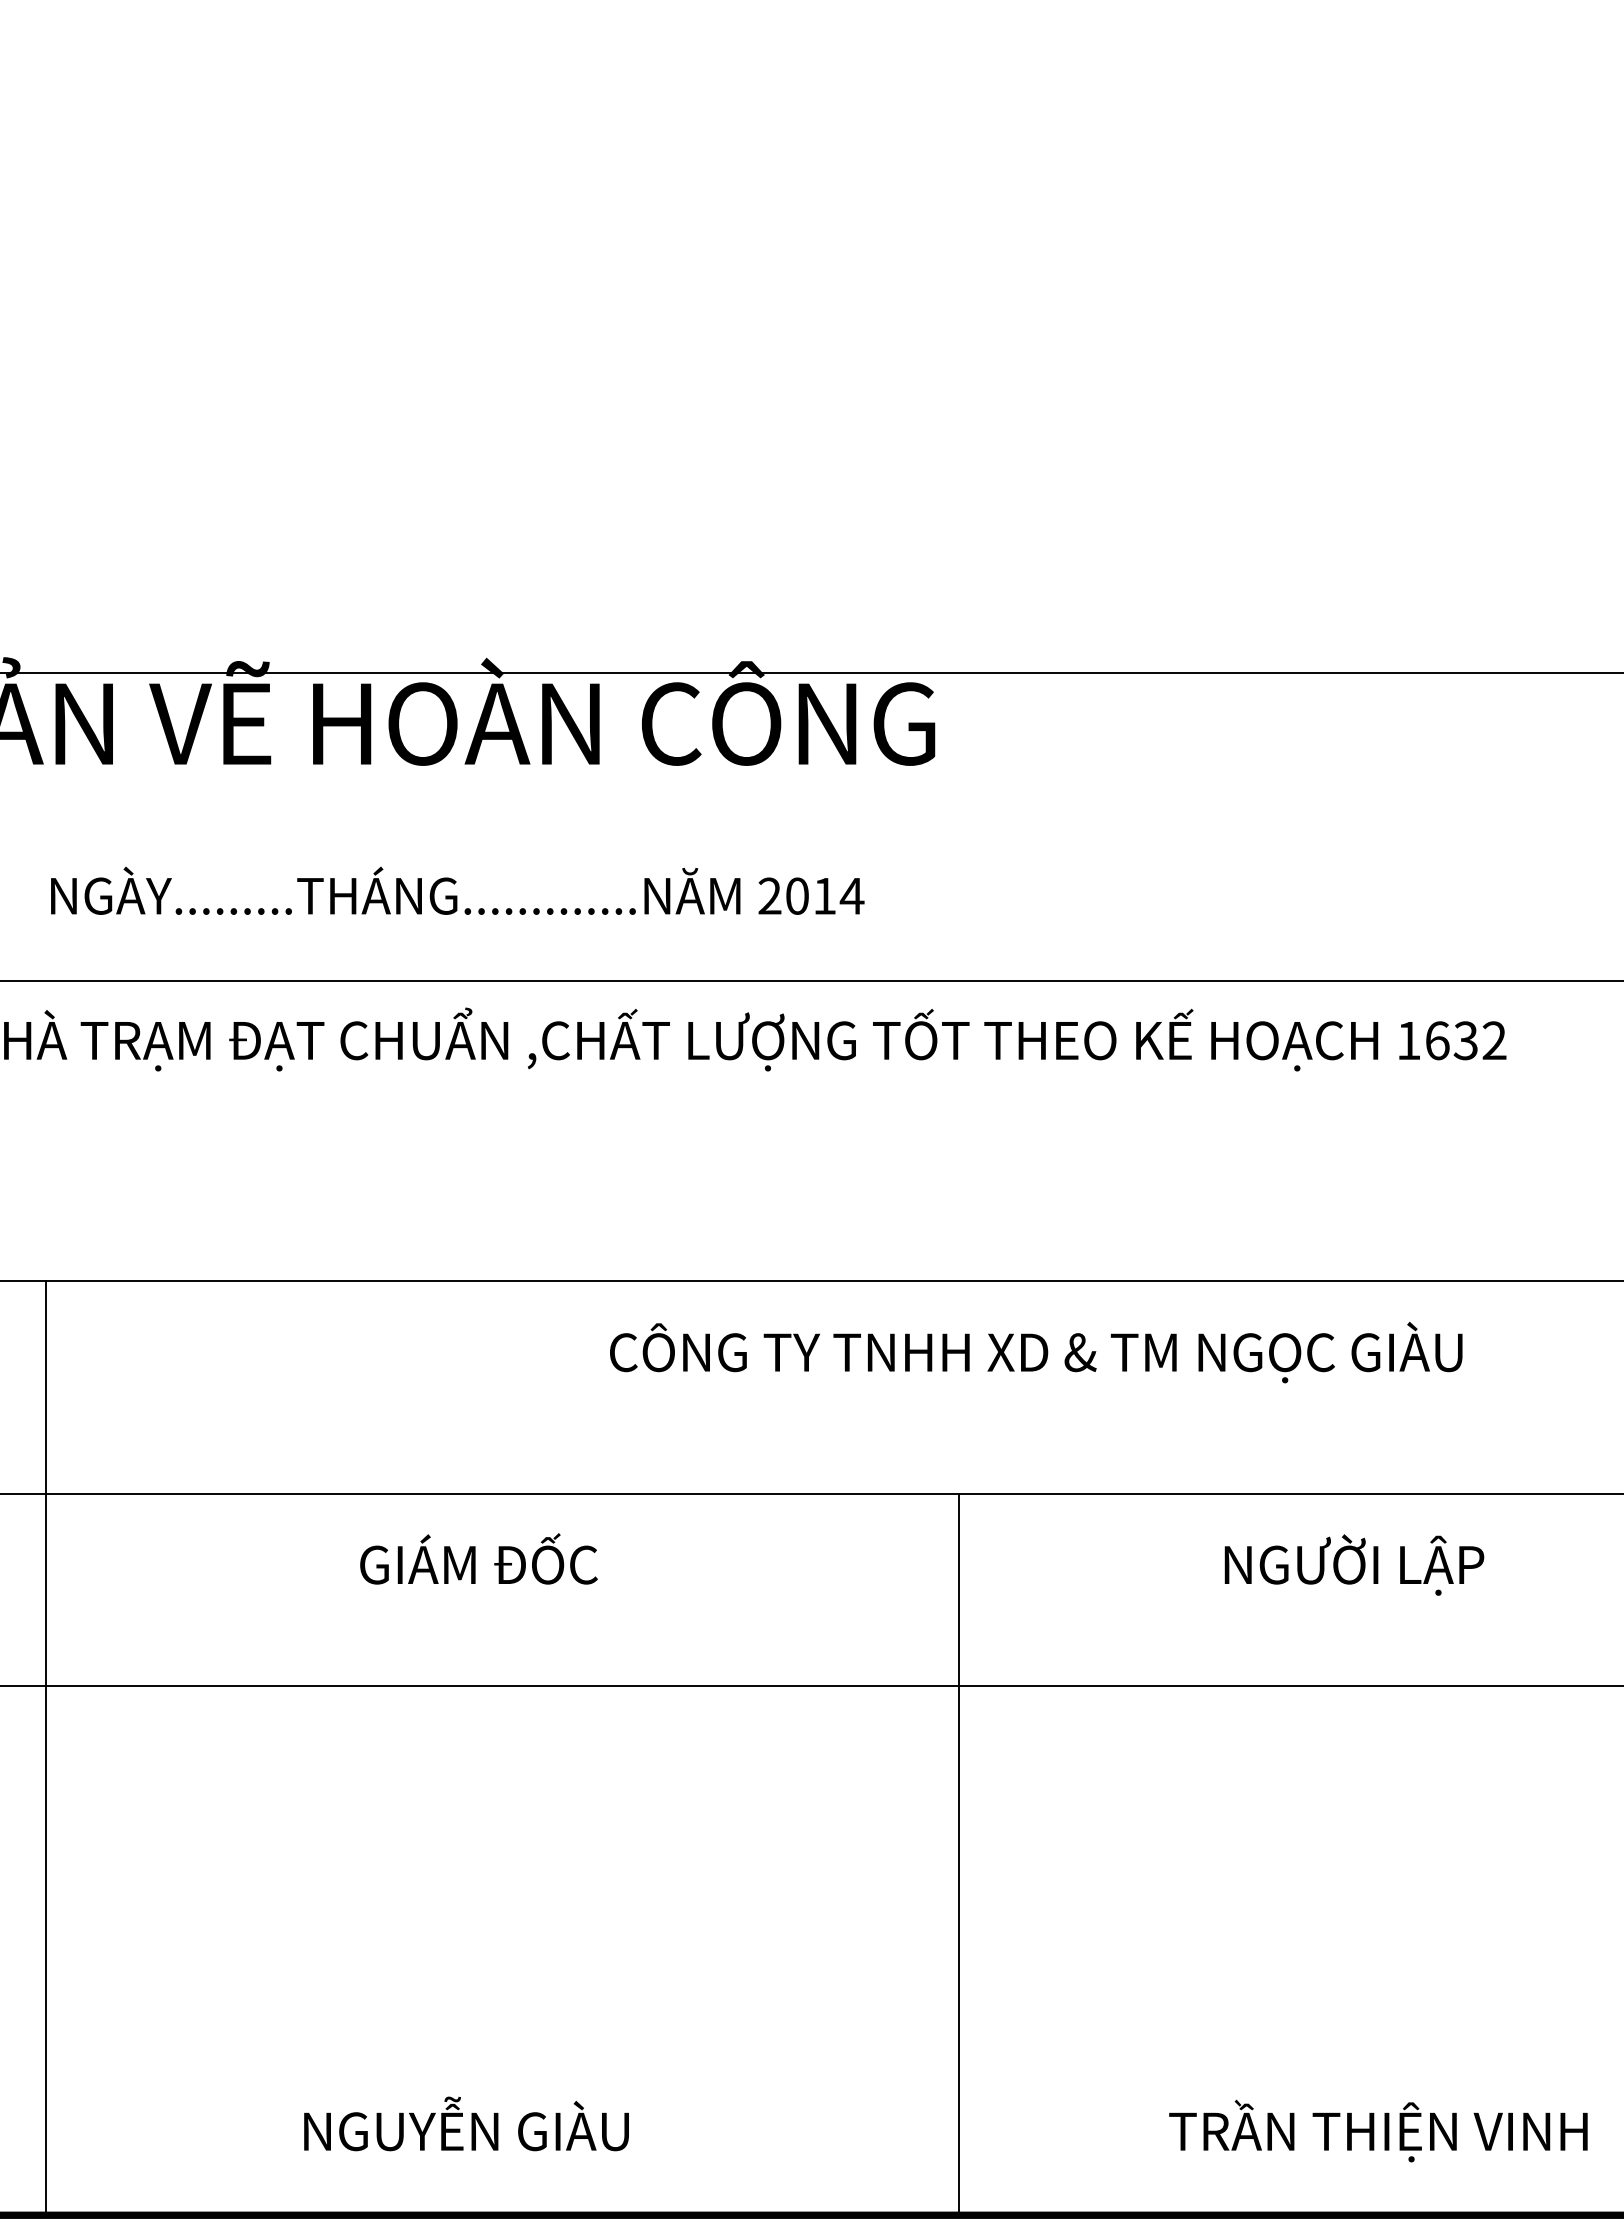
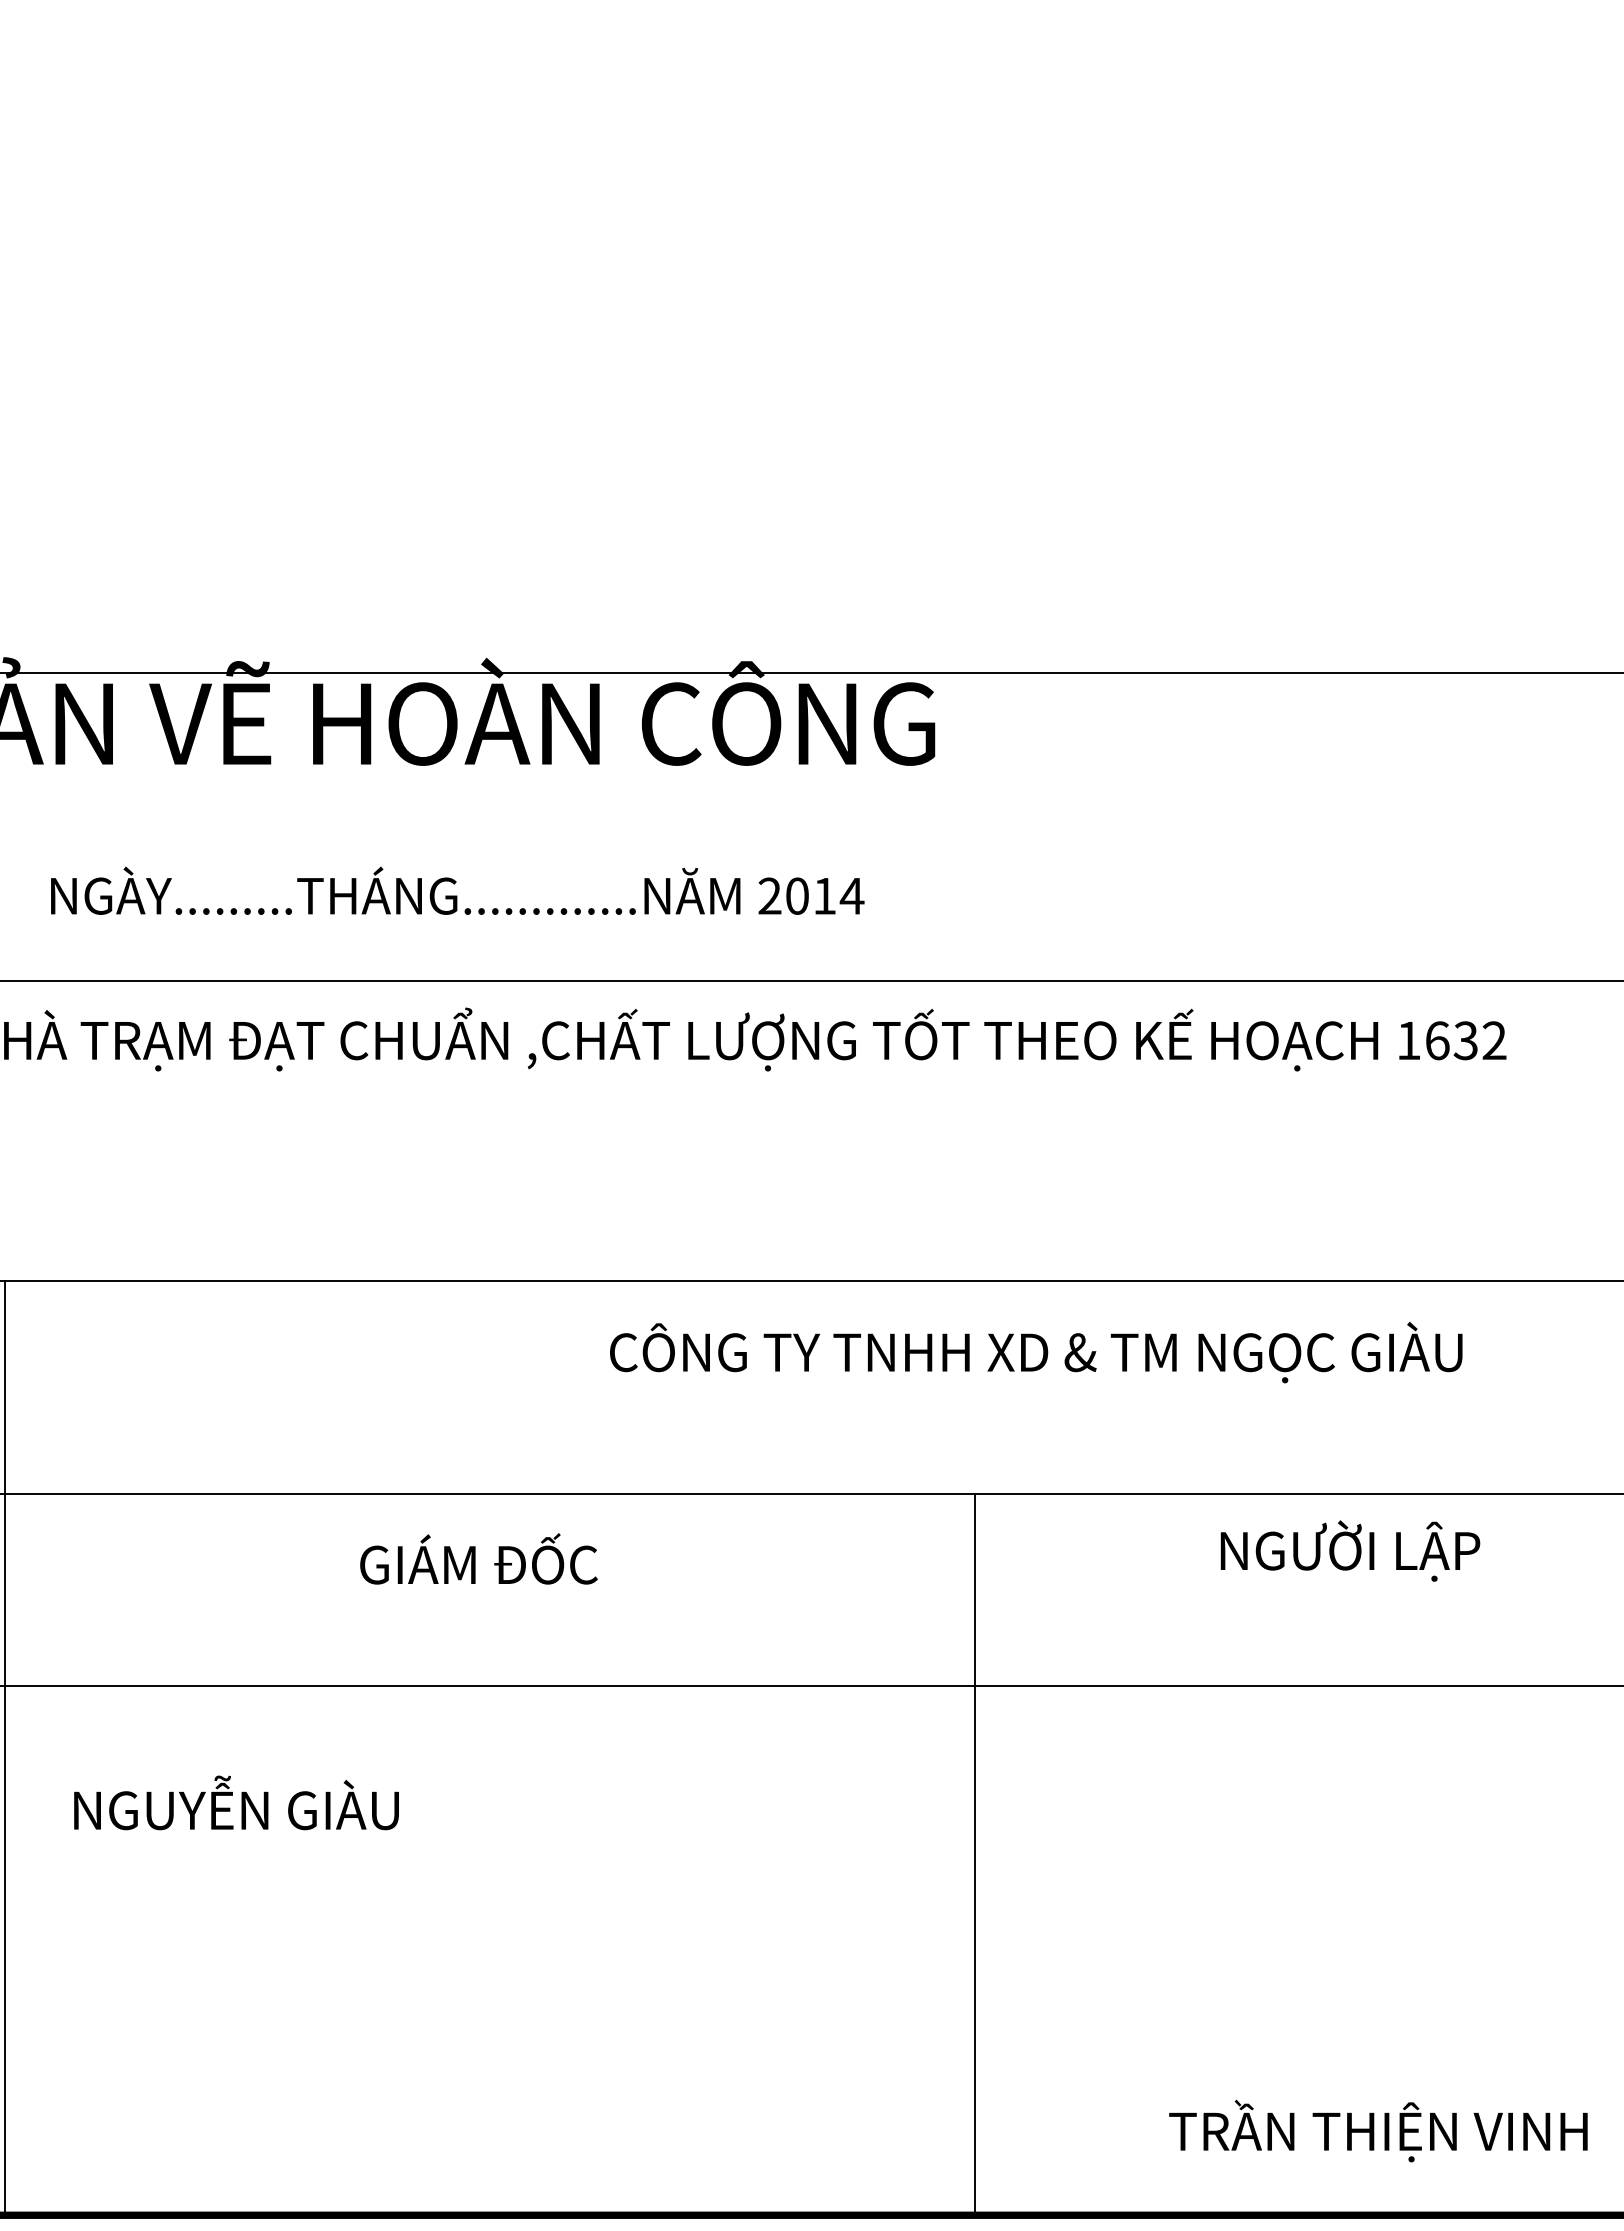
text position: (1354, 1564) -> (1350, 1550) (1350, 1550)
line position: (46, 1747) -> (5, 1747) (5, 1747)
line position: (959, 1854) -> (975, 1854) (975, 1854)
text position: (466, 2123) -> (236, 1802) (236, 1802)
